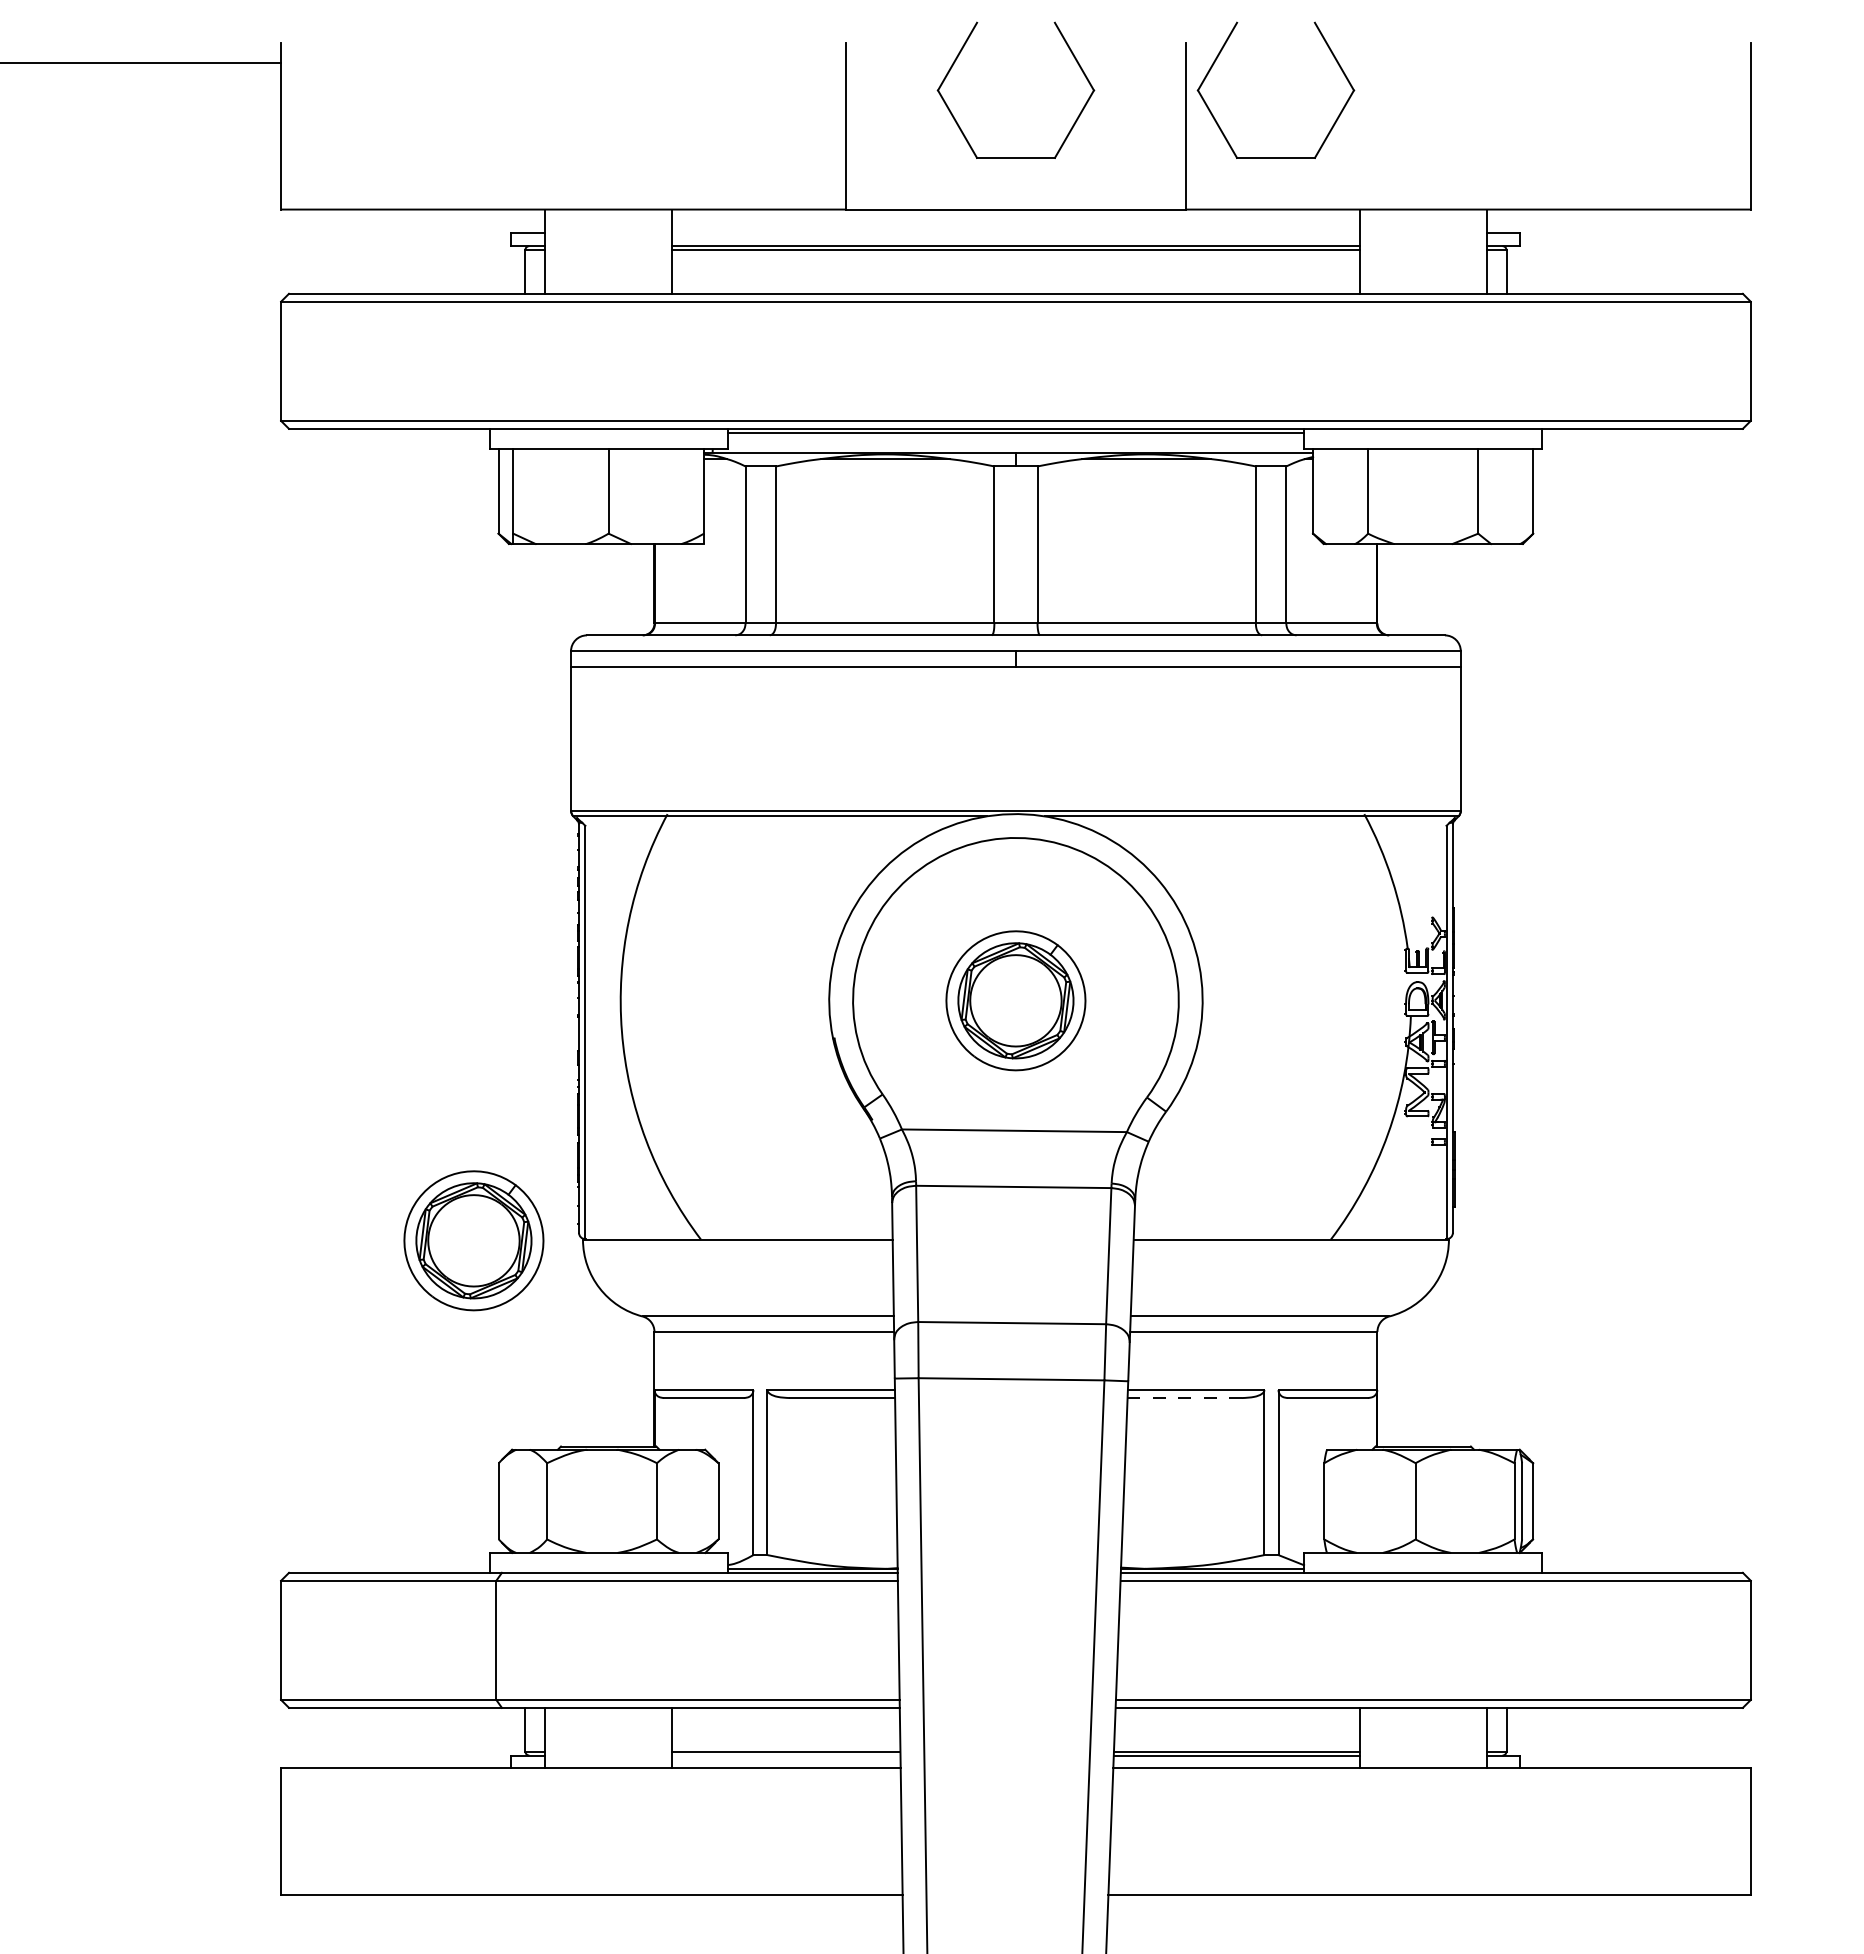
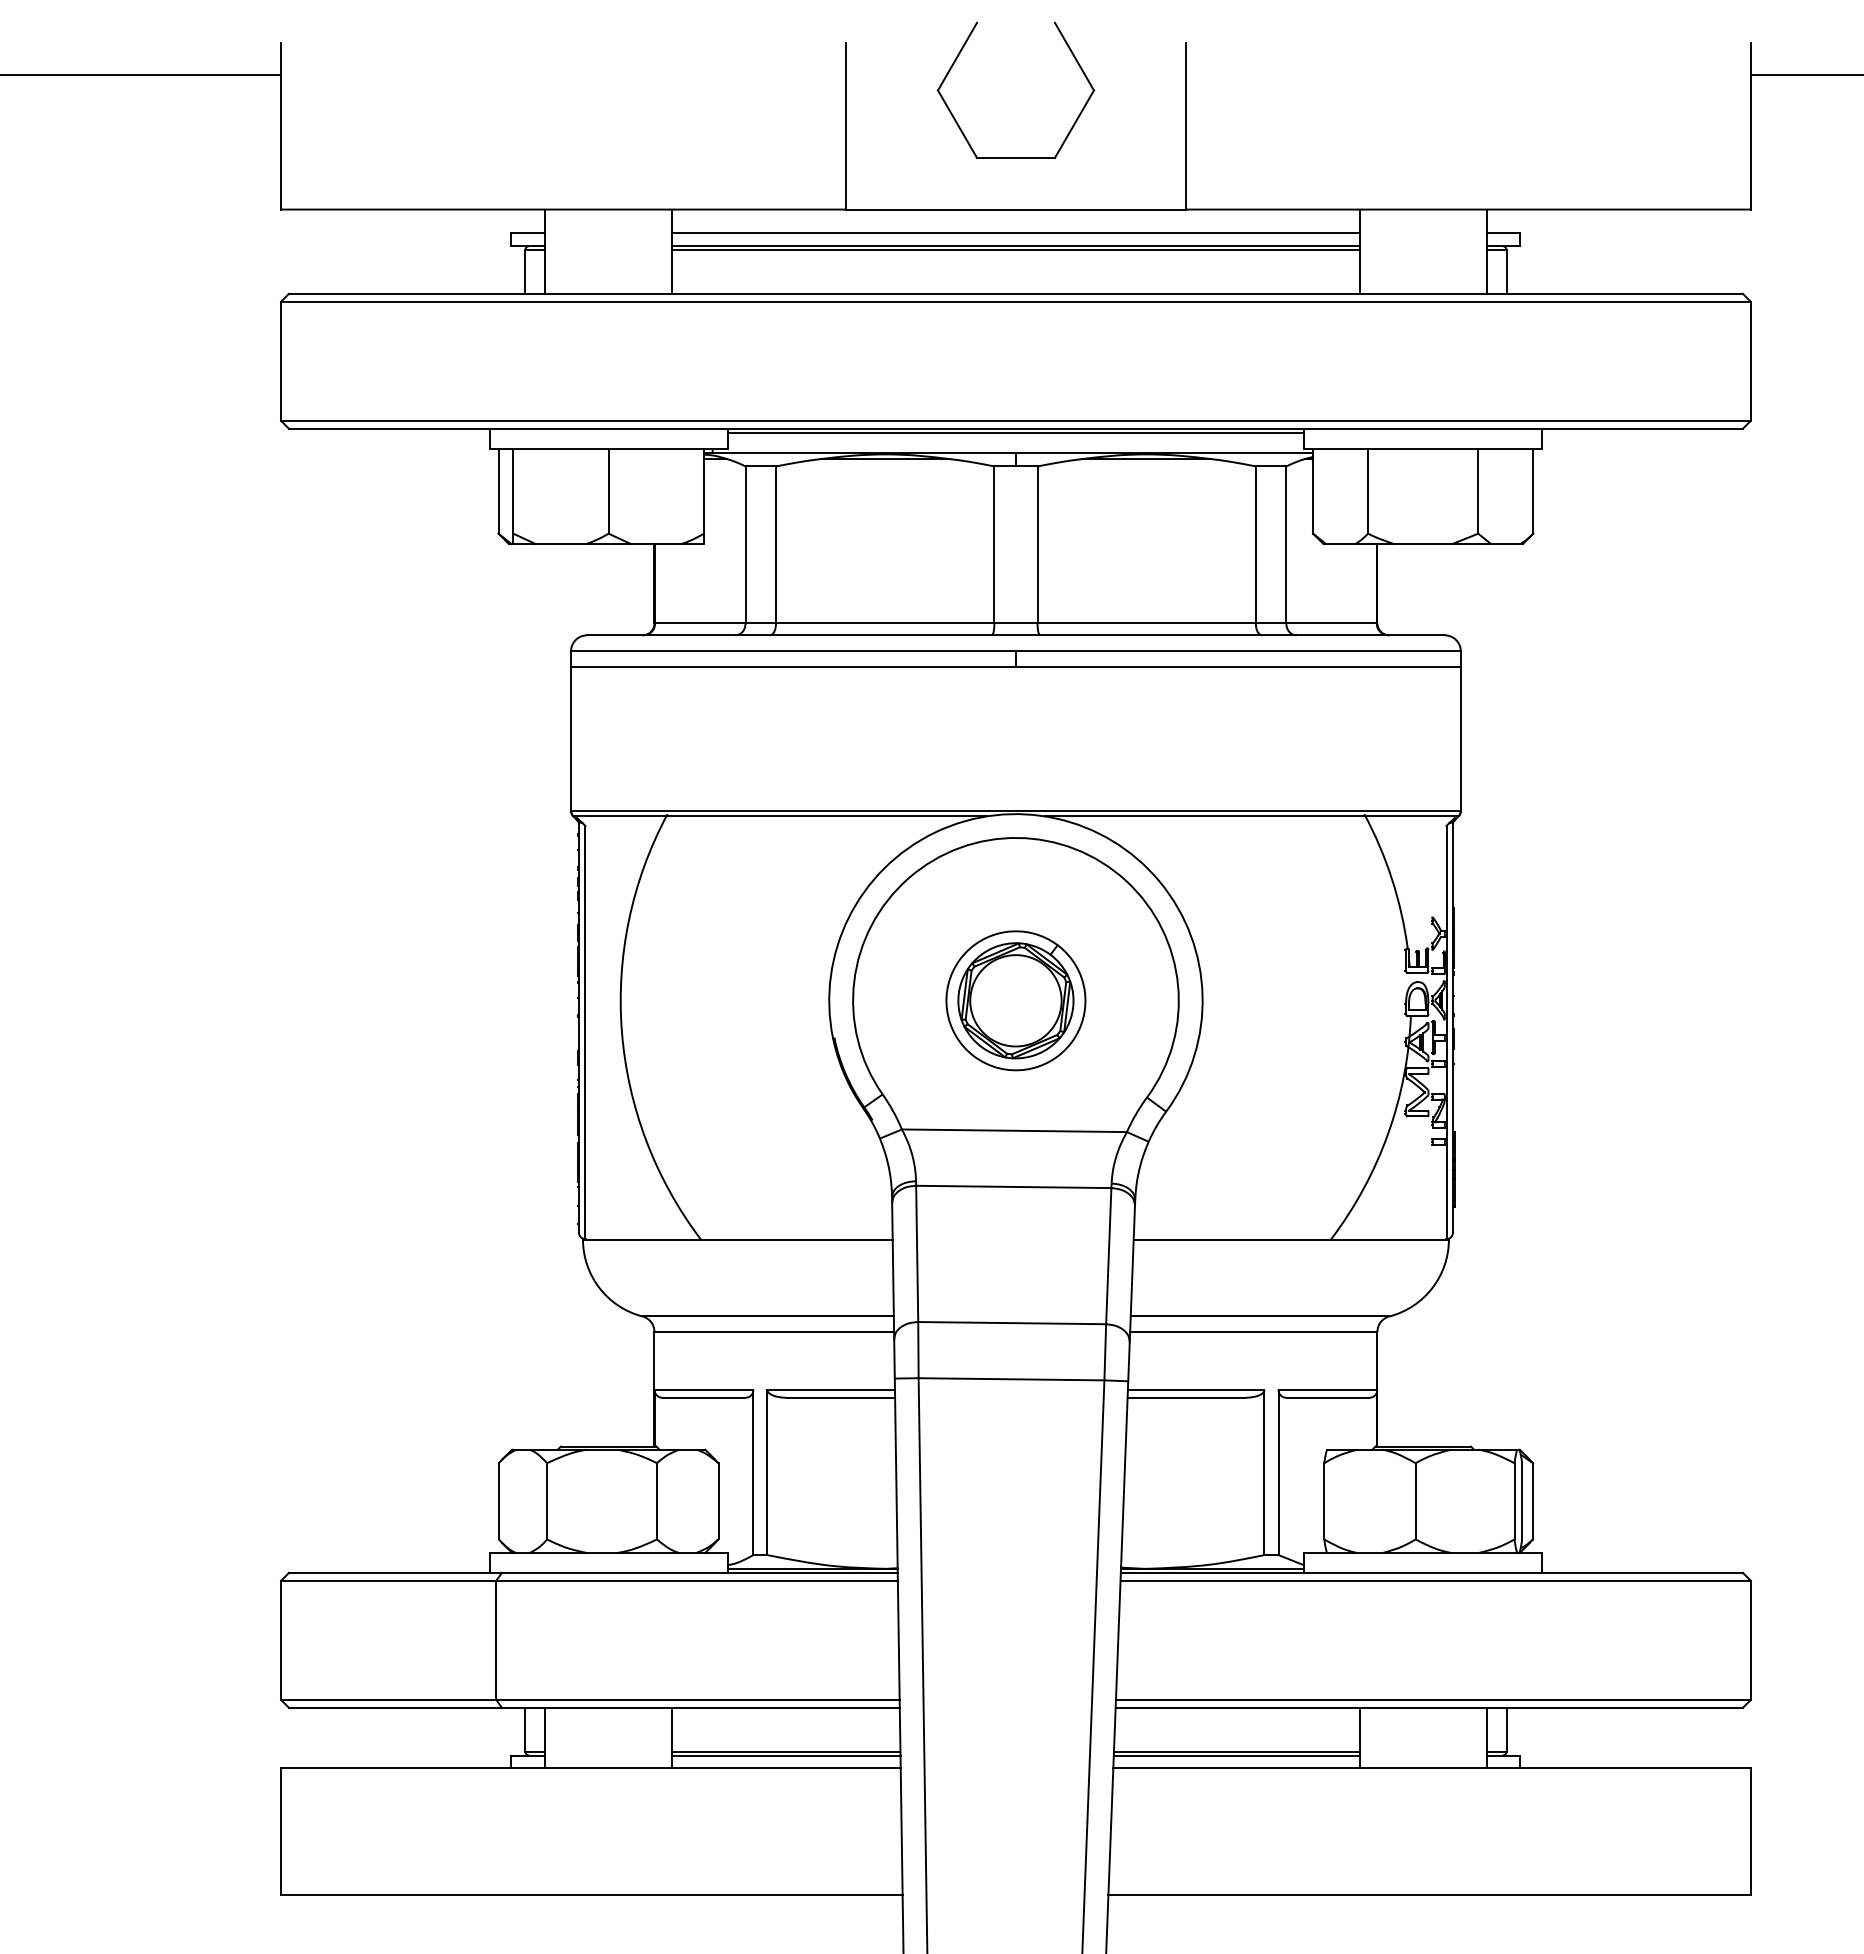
part: present -> none (1218, 57)
line position: (141, 62) -> (141, 74) (141, 74)
line: none -> present (1805, 74)
line: none -> present (1015, 233)
part: present -> none (473, 1240)
line: dashed -> solid (1185, 1398)
line: none -> present (786, 1755)
